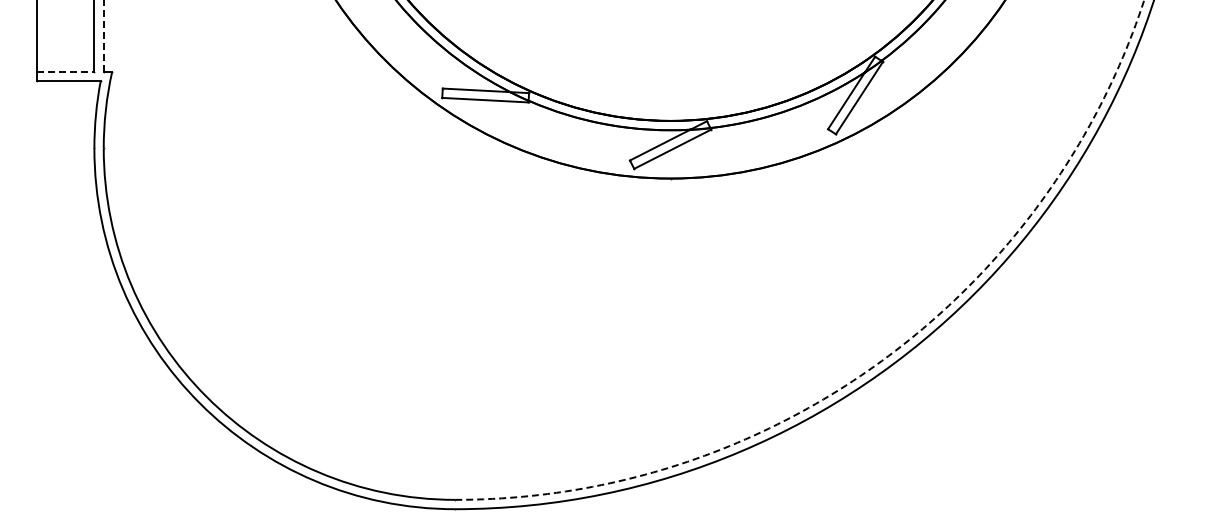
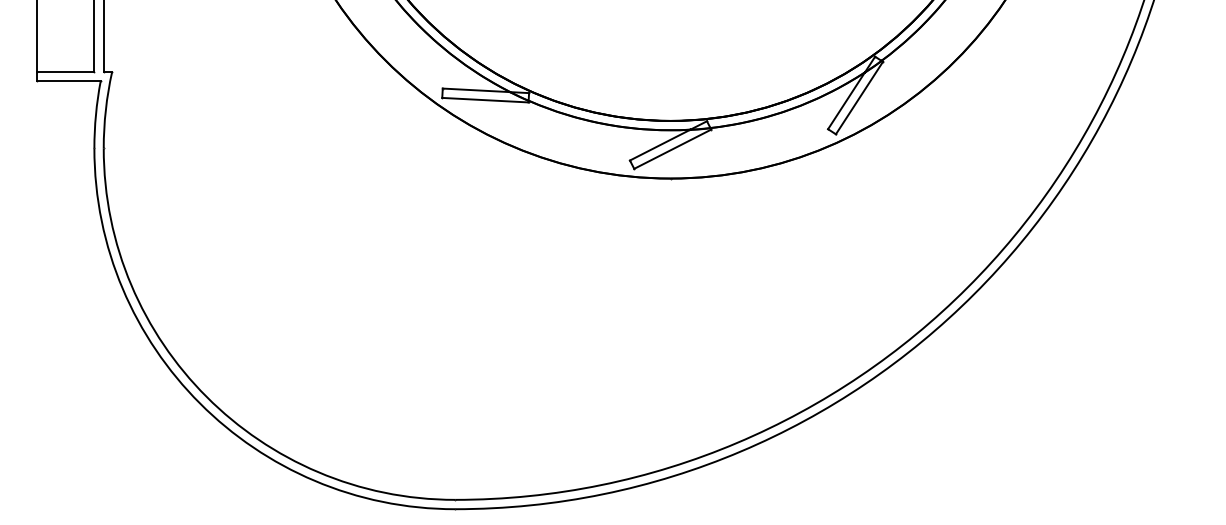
line: dashed -> solid (103, 36)
line: dashed -> solid (65, 72)
arc: dashed -> solid (881, 361)
